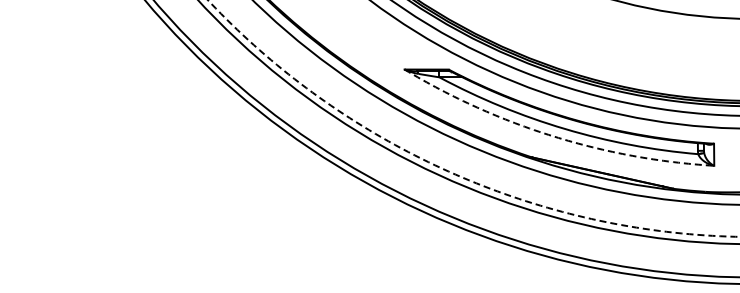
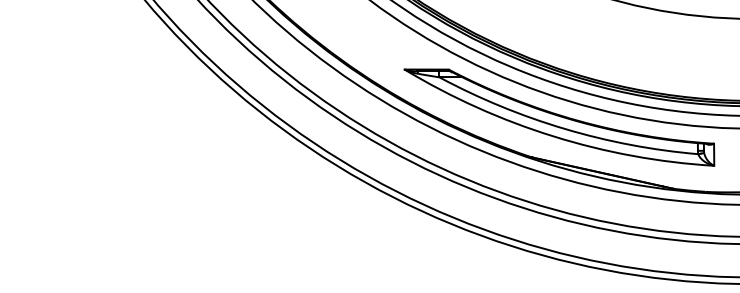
arc: dashed -> solid (553, 136)
arc: dashed -> solid (448, 171)
